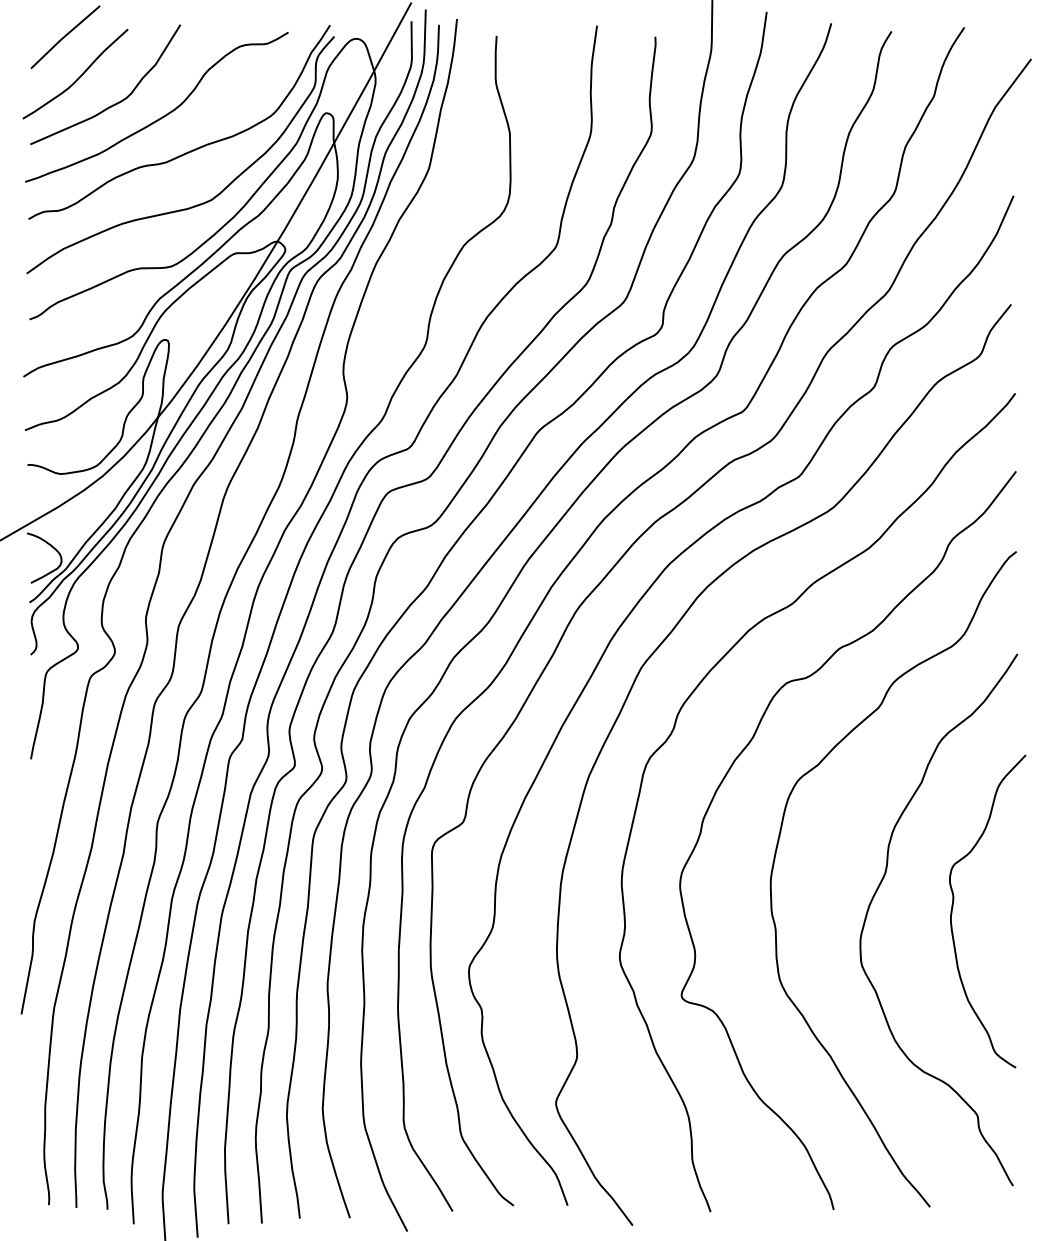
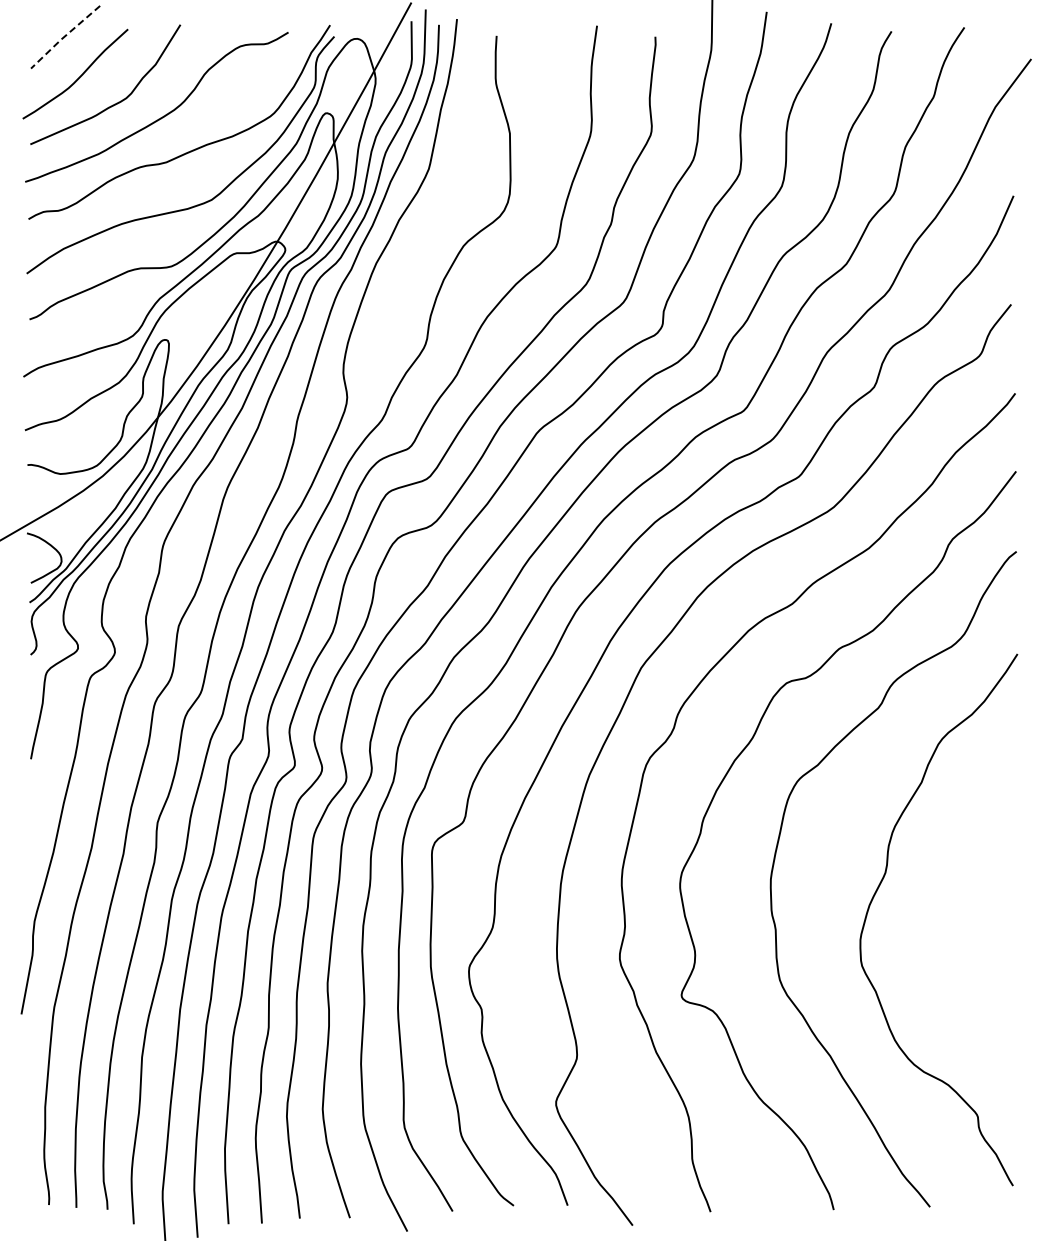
line: solid -> dashed (63, 37)
curve: present -> none (953, 907)
